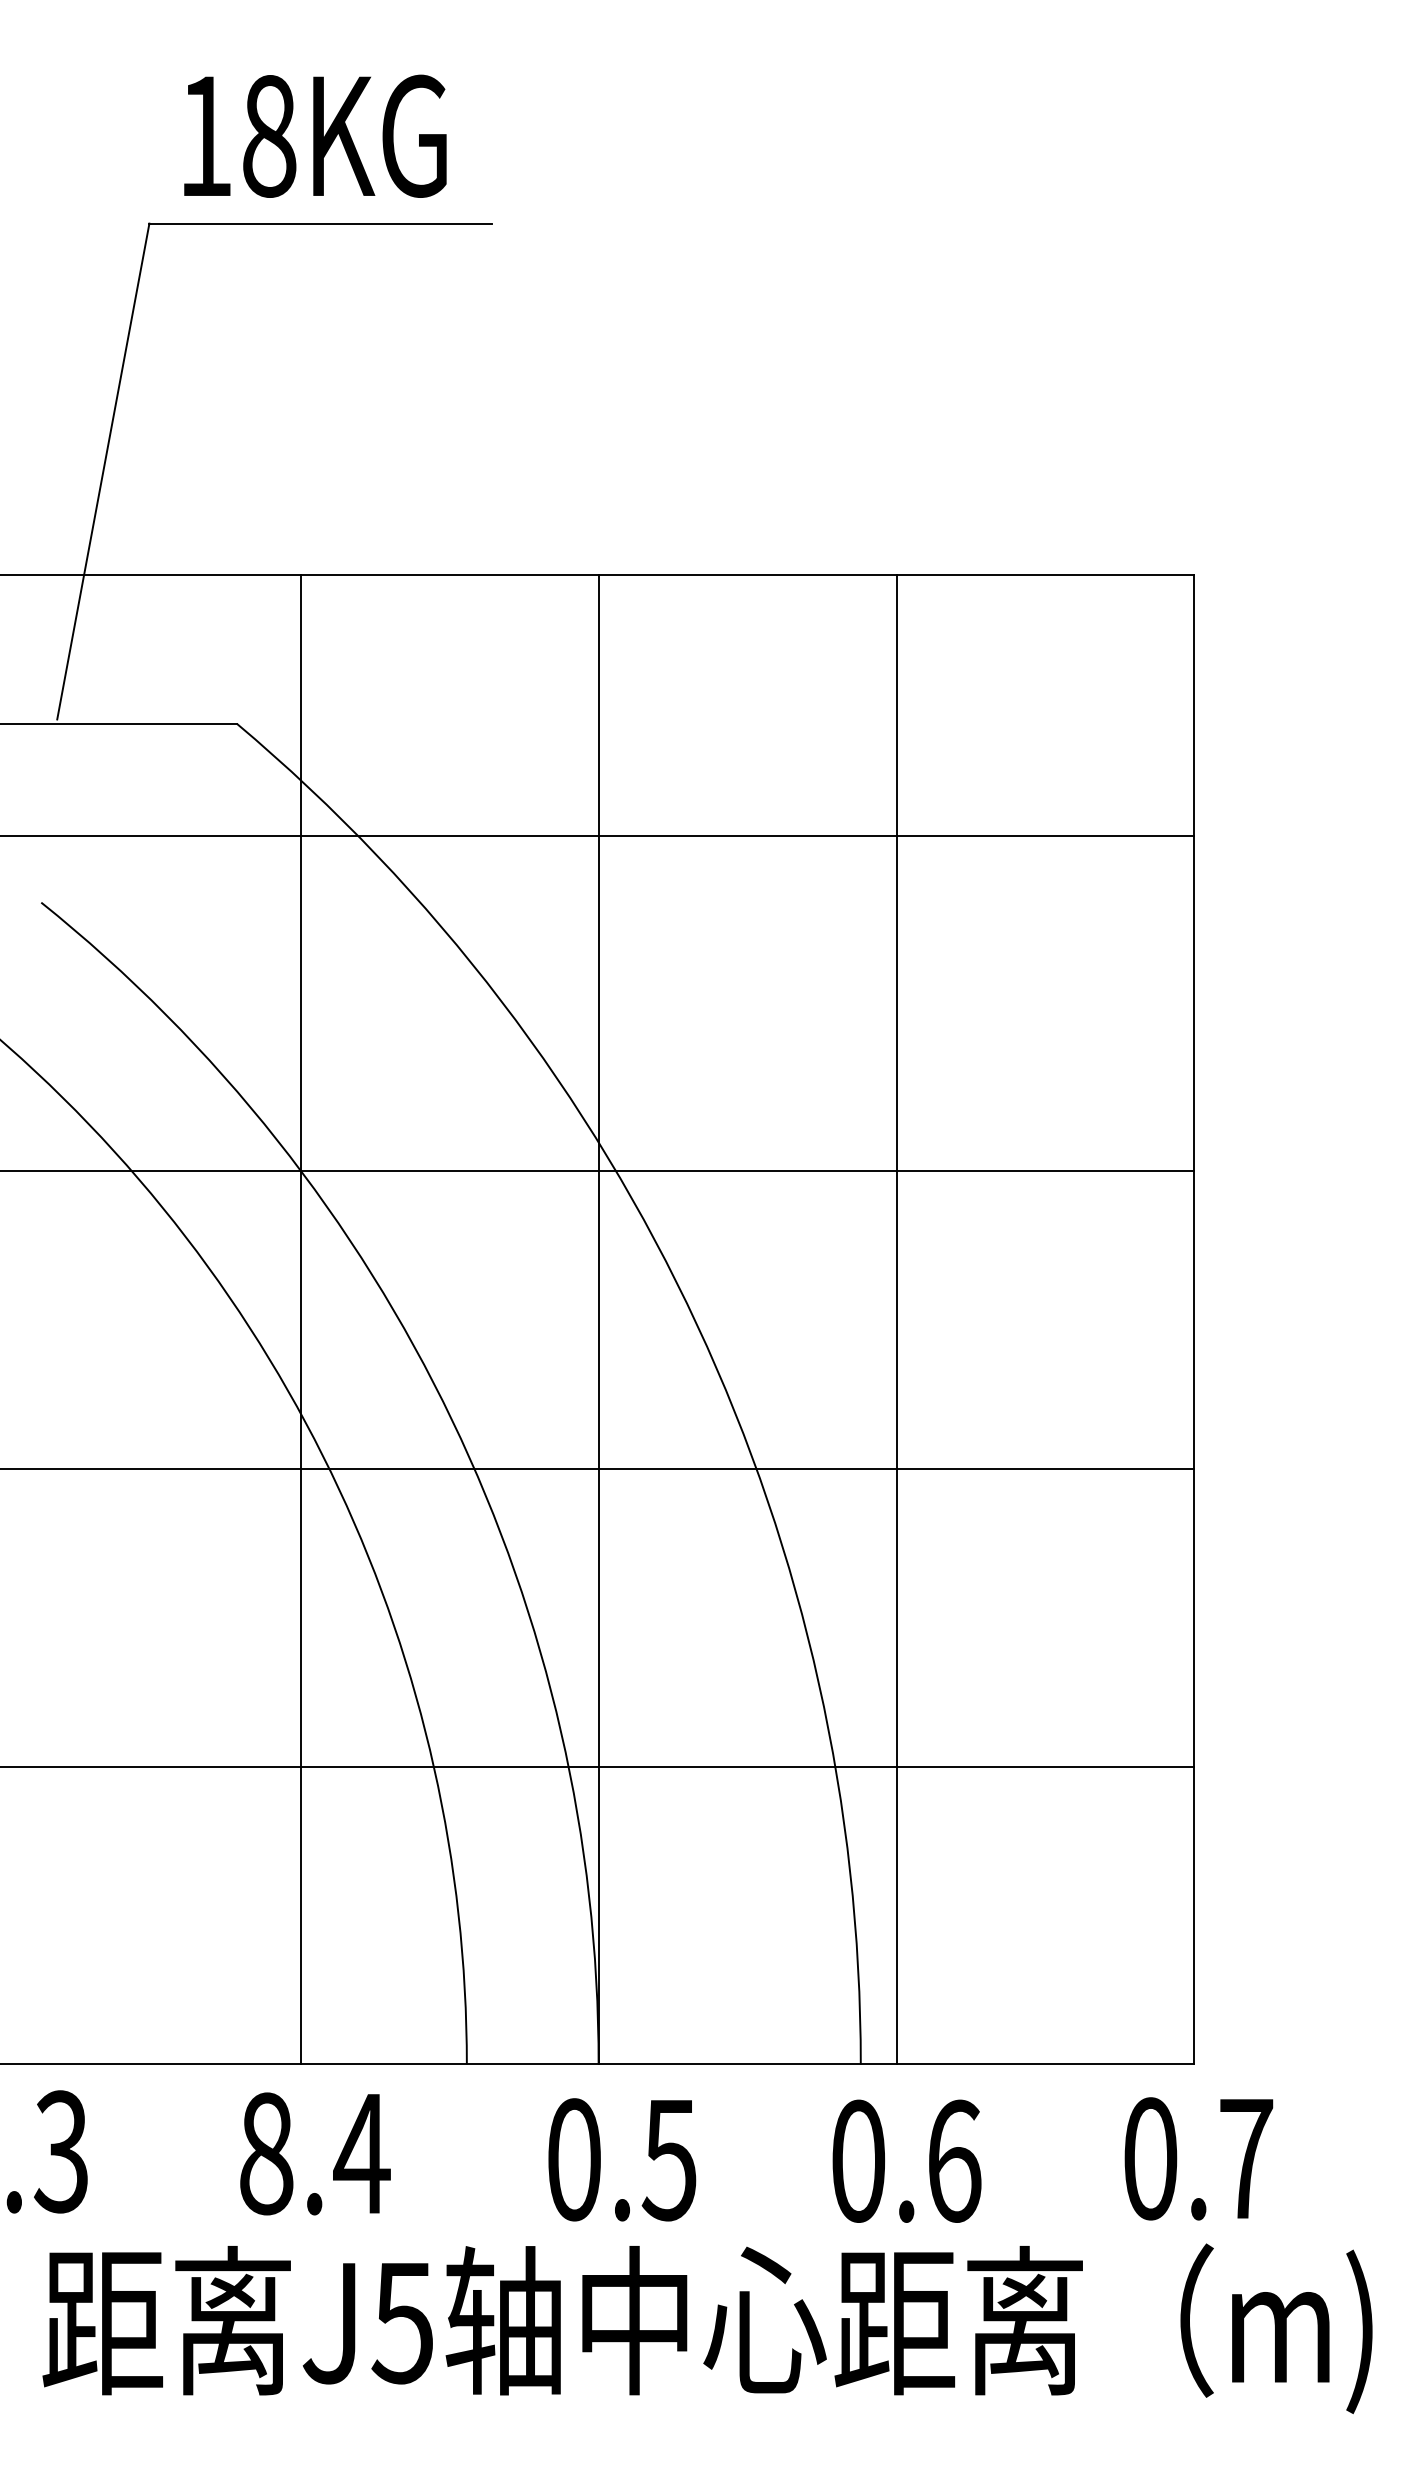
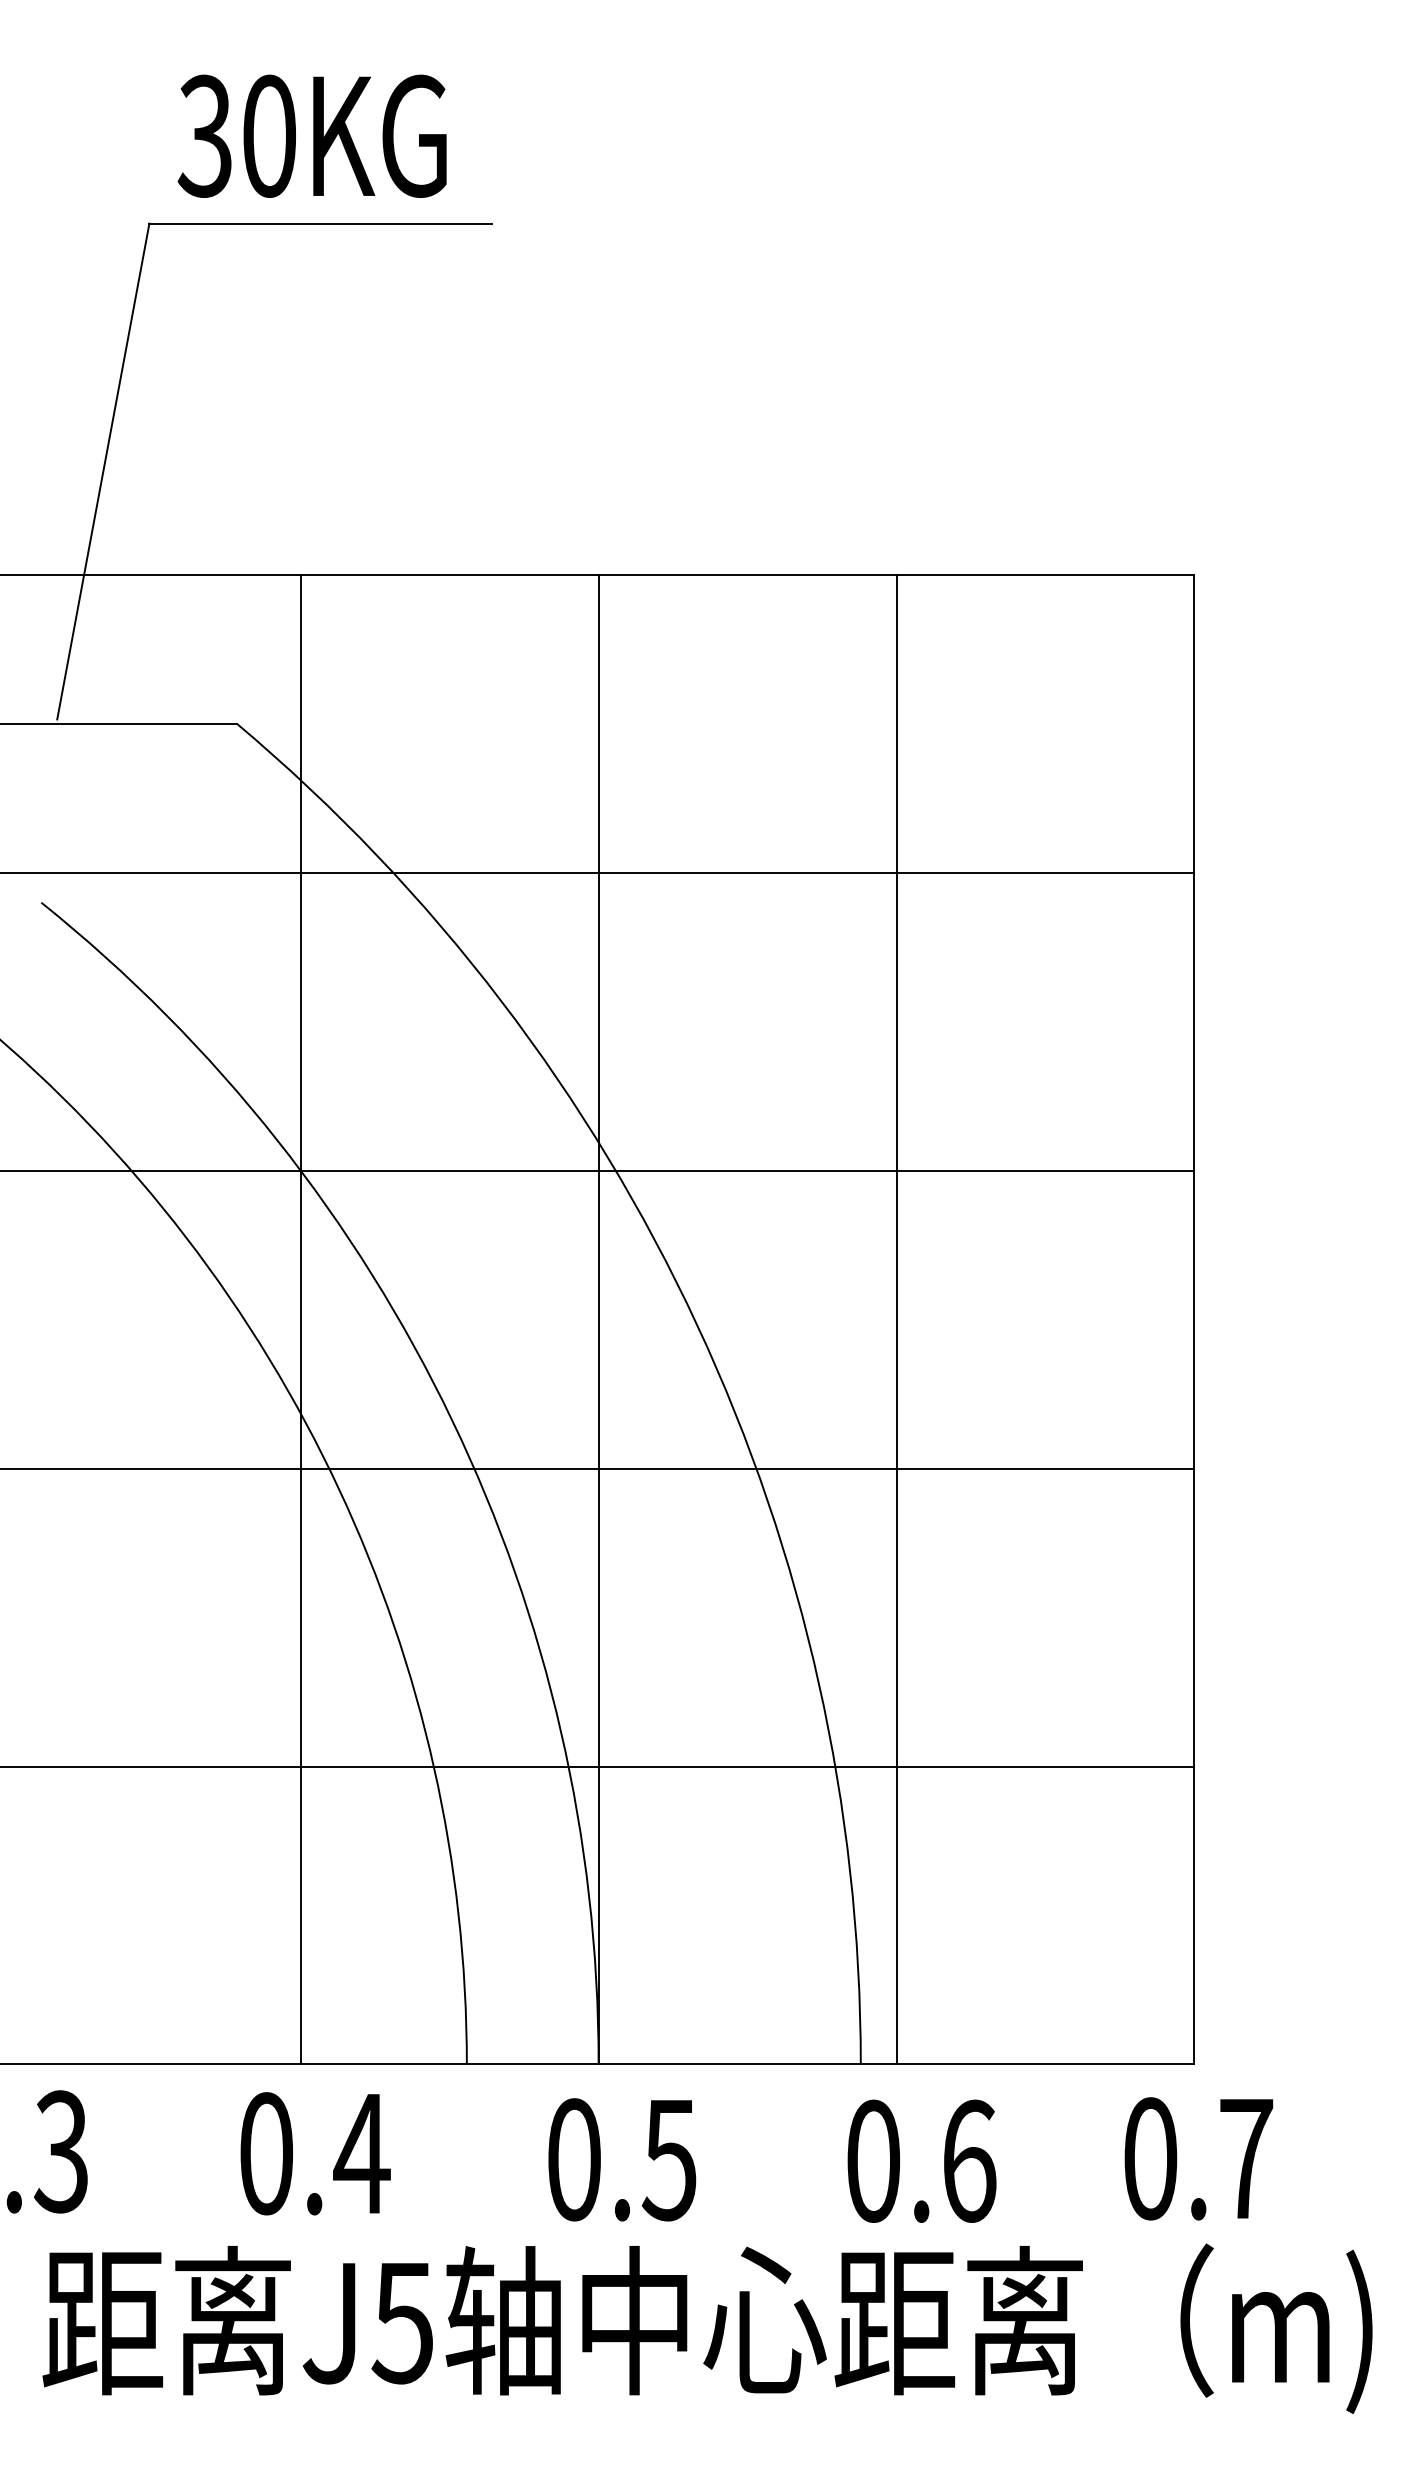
text: 18KG -> 30KG (236, 135)
line position: (598, 835) -> (598, 872) (598, 872)
text: 8.4 -> 0.4 (266, 2153)
text position: (906, 2160) -> (921, 2160) (921, 2160)
